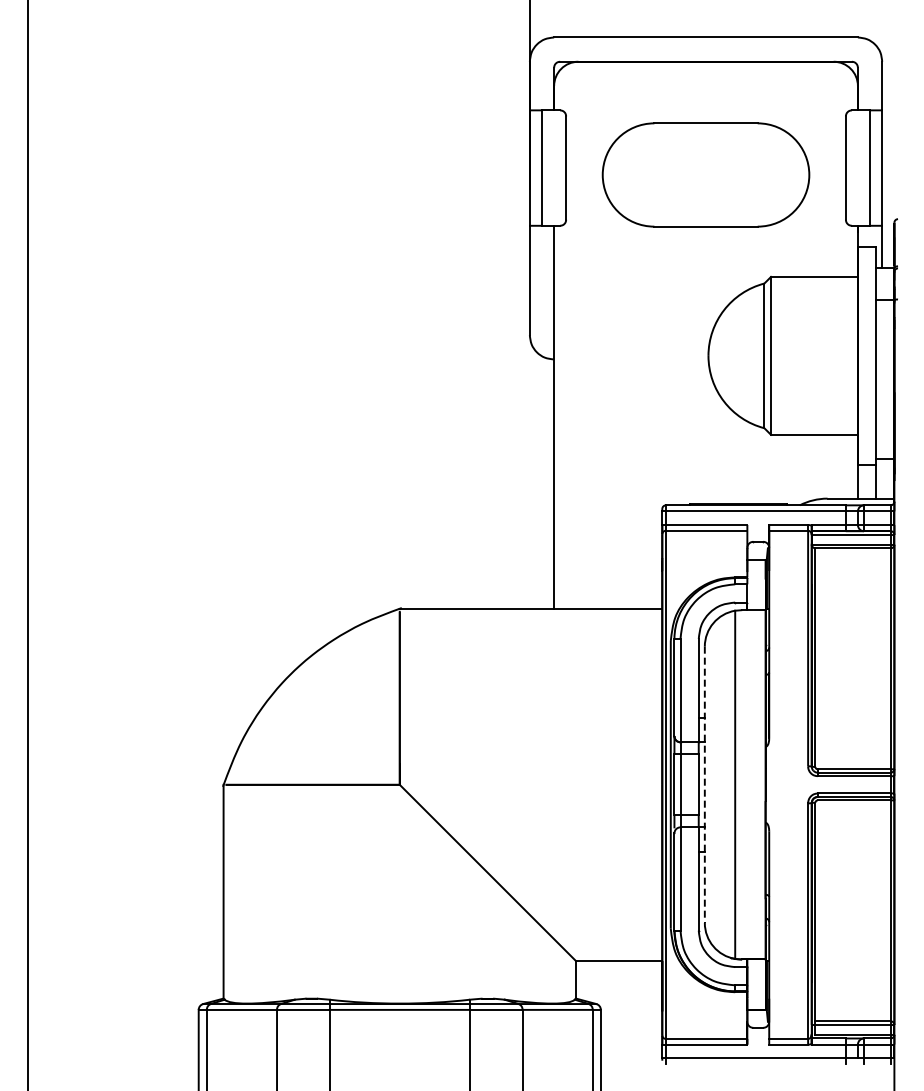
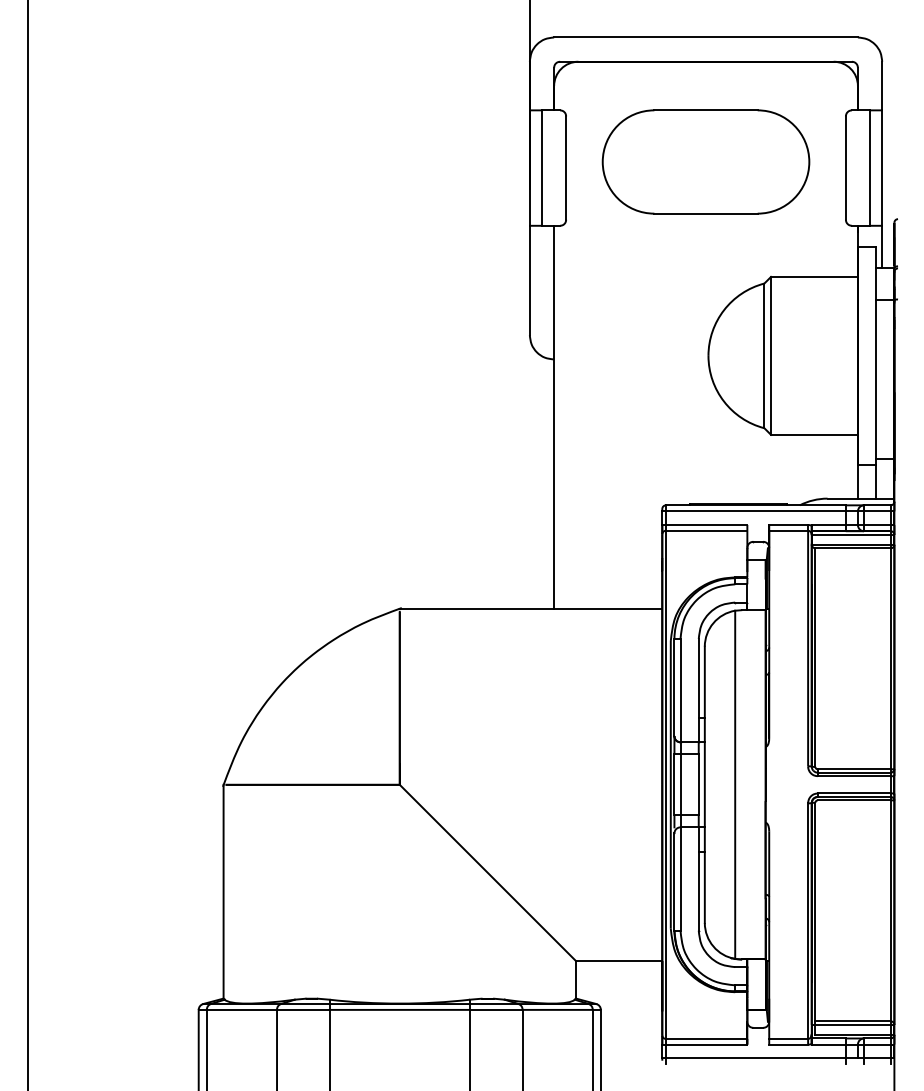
part position: (705, 174) -> (705, 161) (705, 161)
line: dashed -> solid (704, 785)
